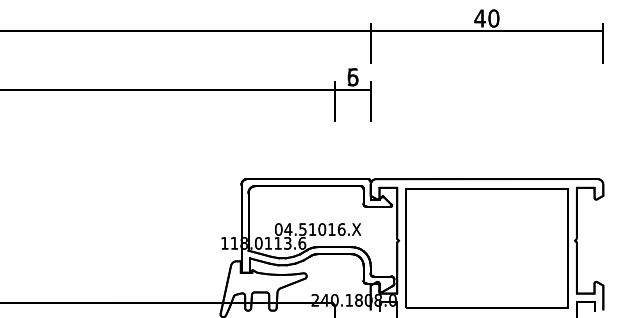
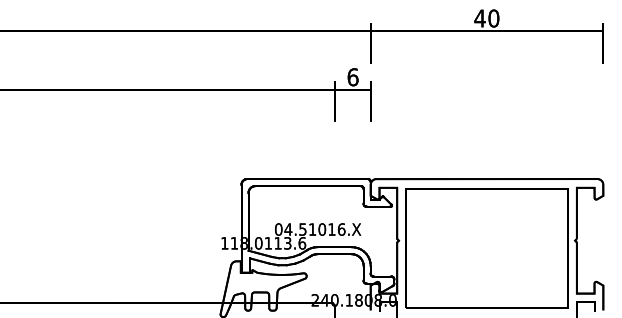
text: 5 -> 6 (352, 77)
